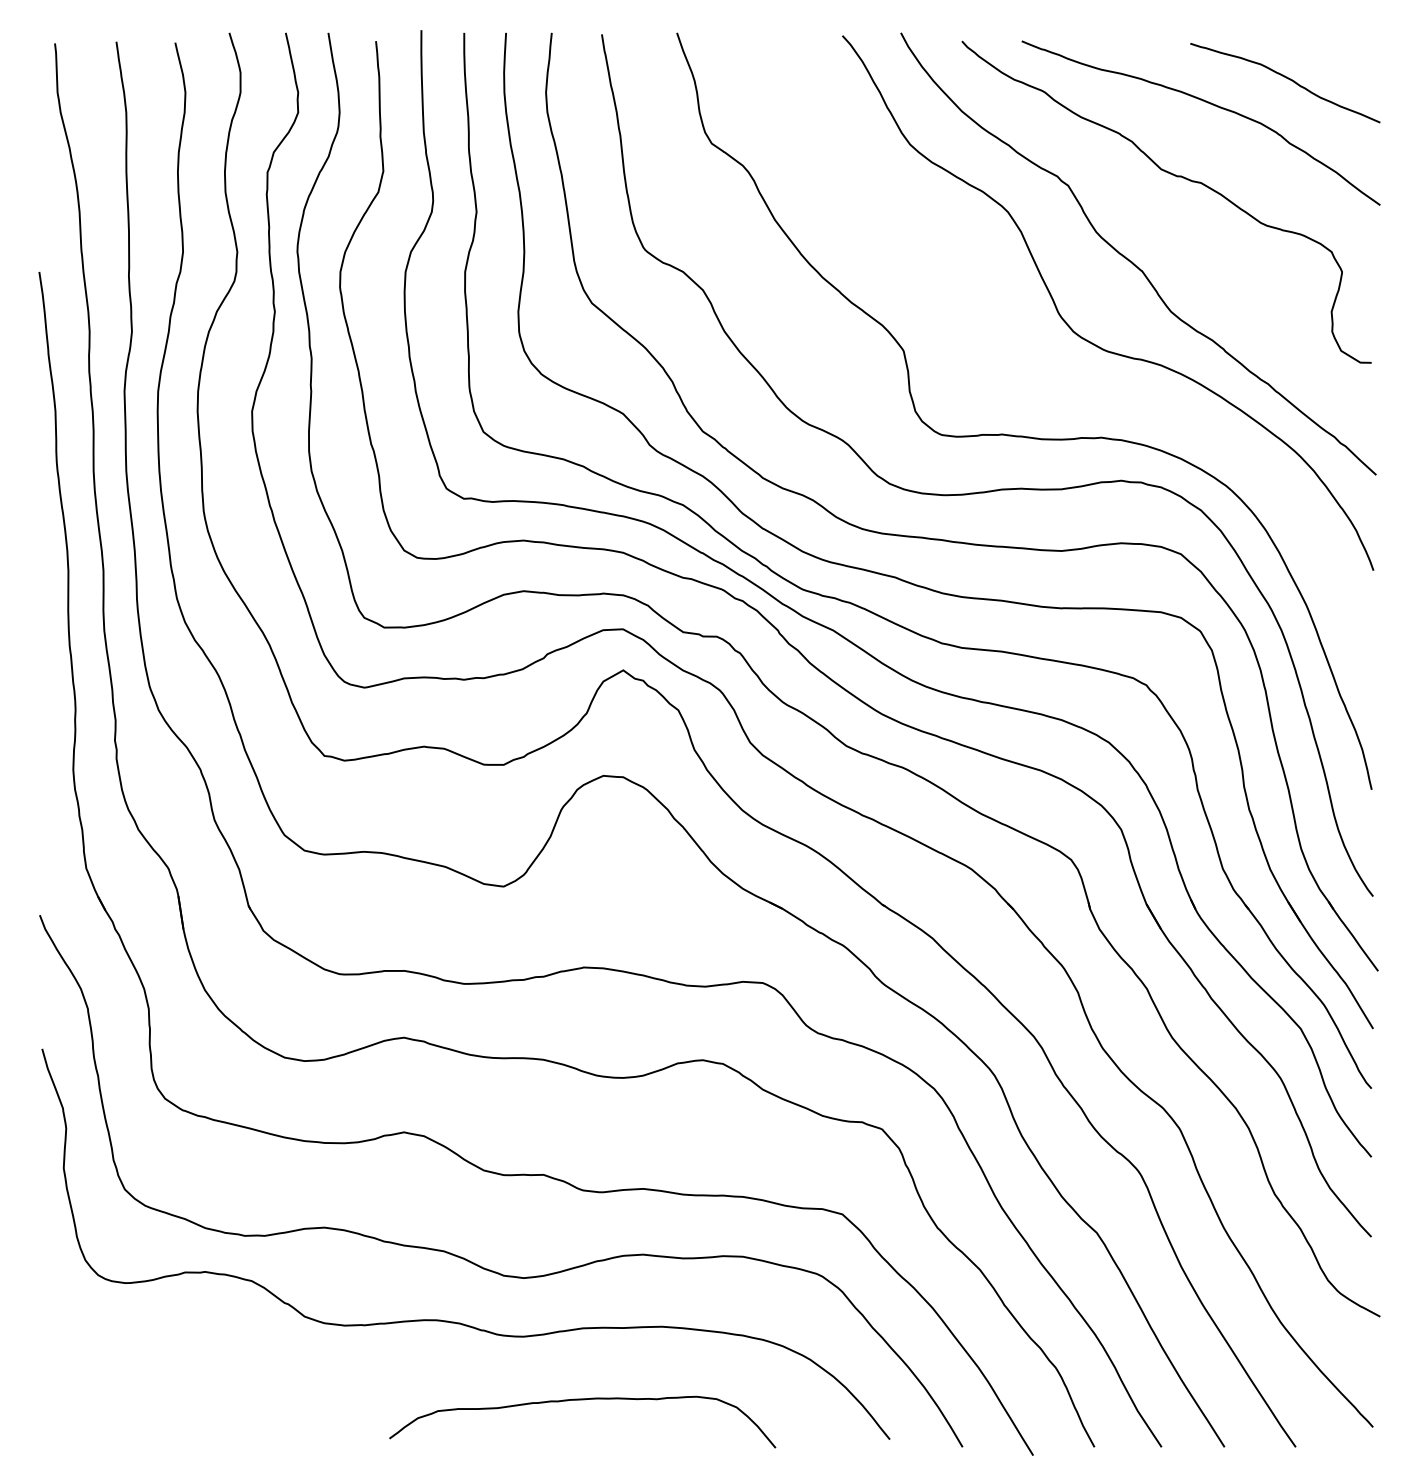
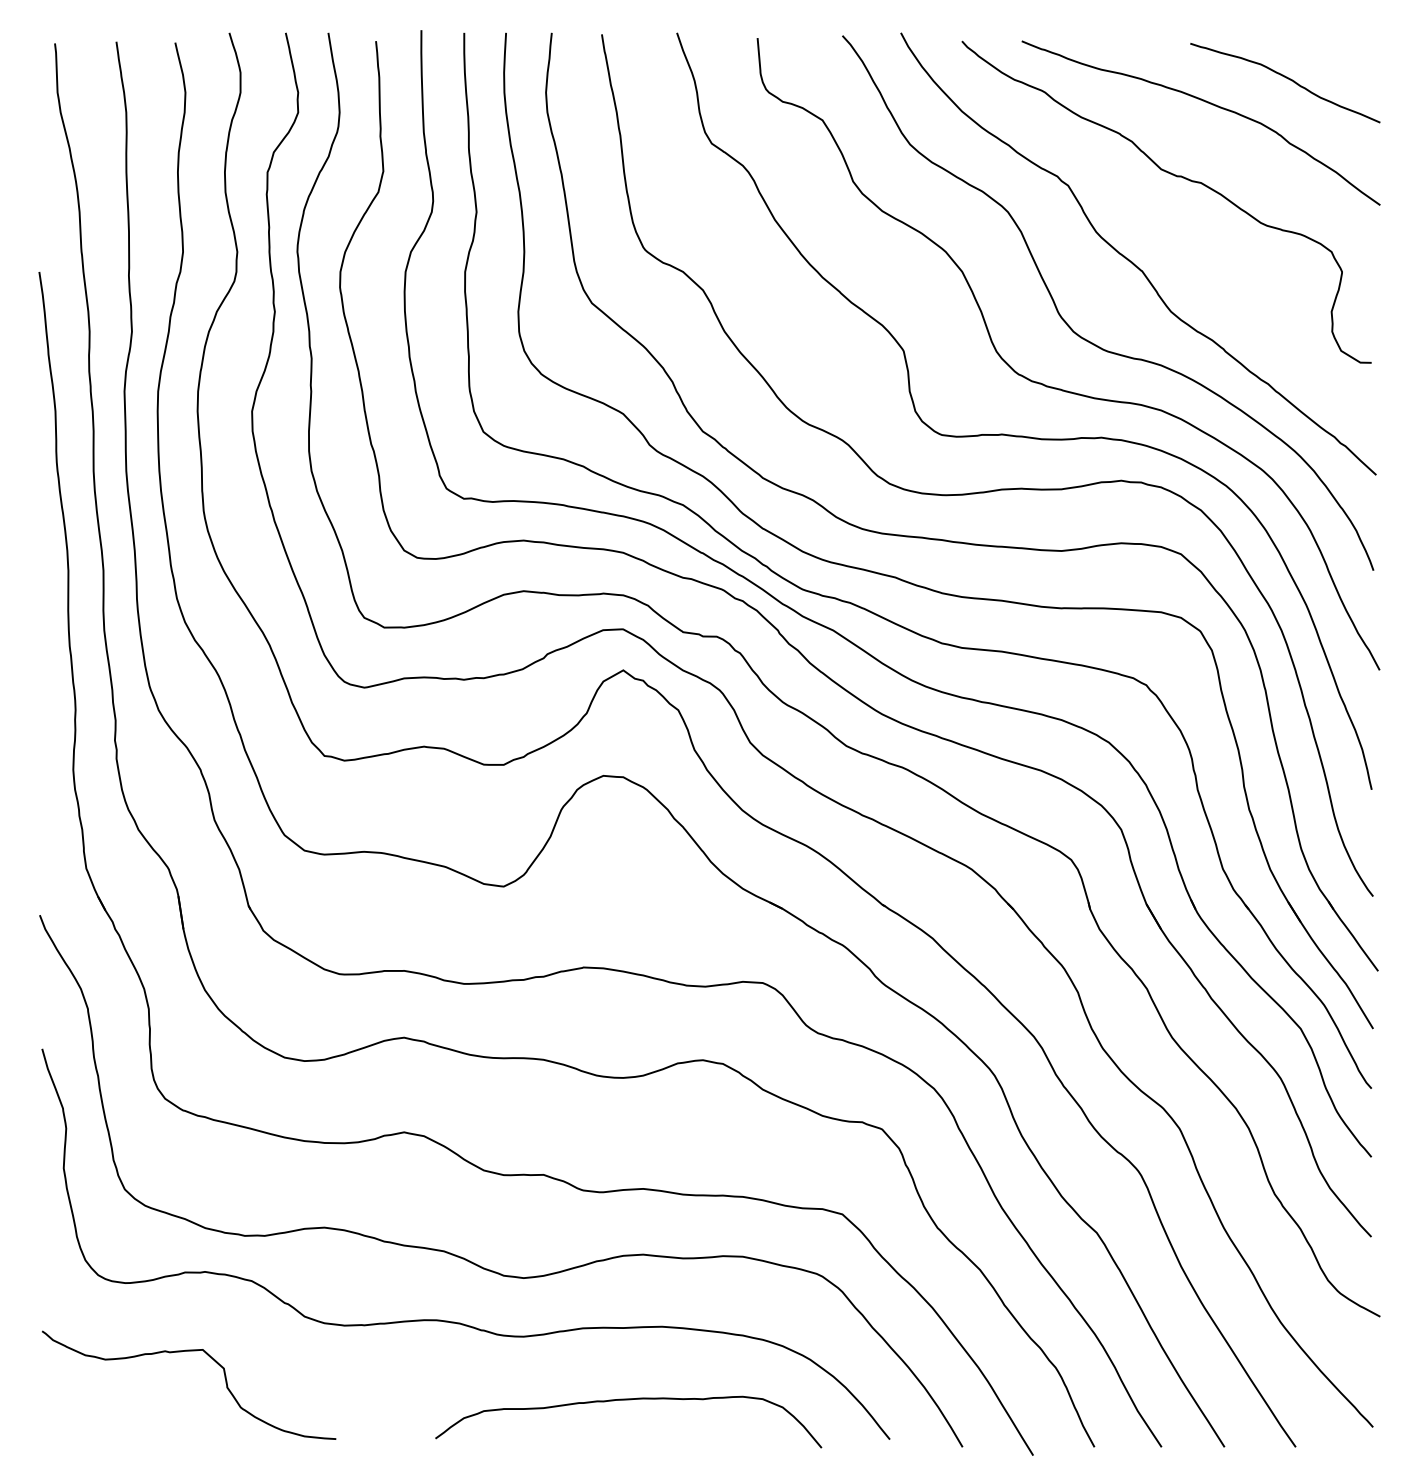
curve: none -> present (1060, 388)
curve: none -> present (181, 1352)
curve position: (582, 1400) -> (628, 1400) (628, 1400)
